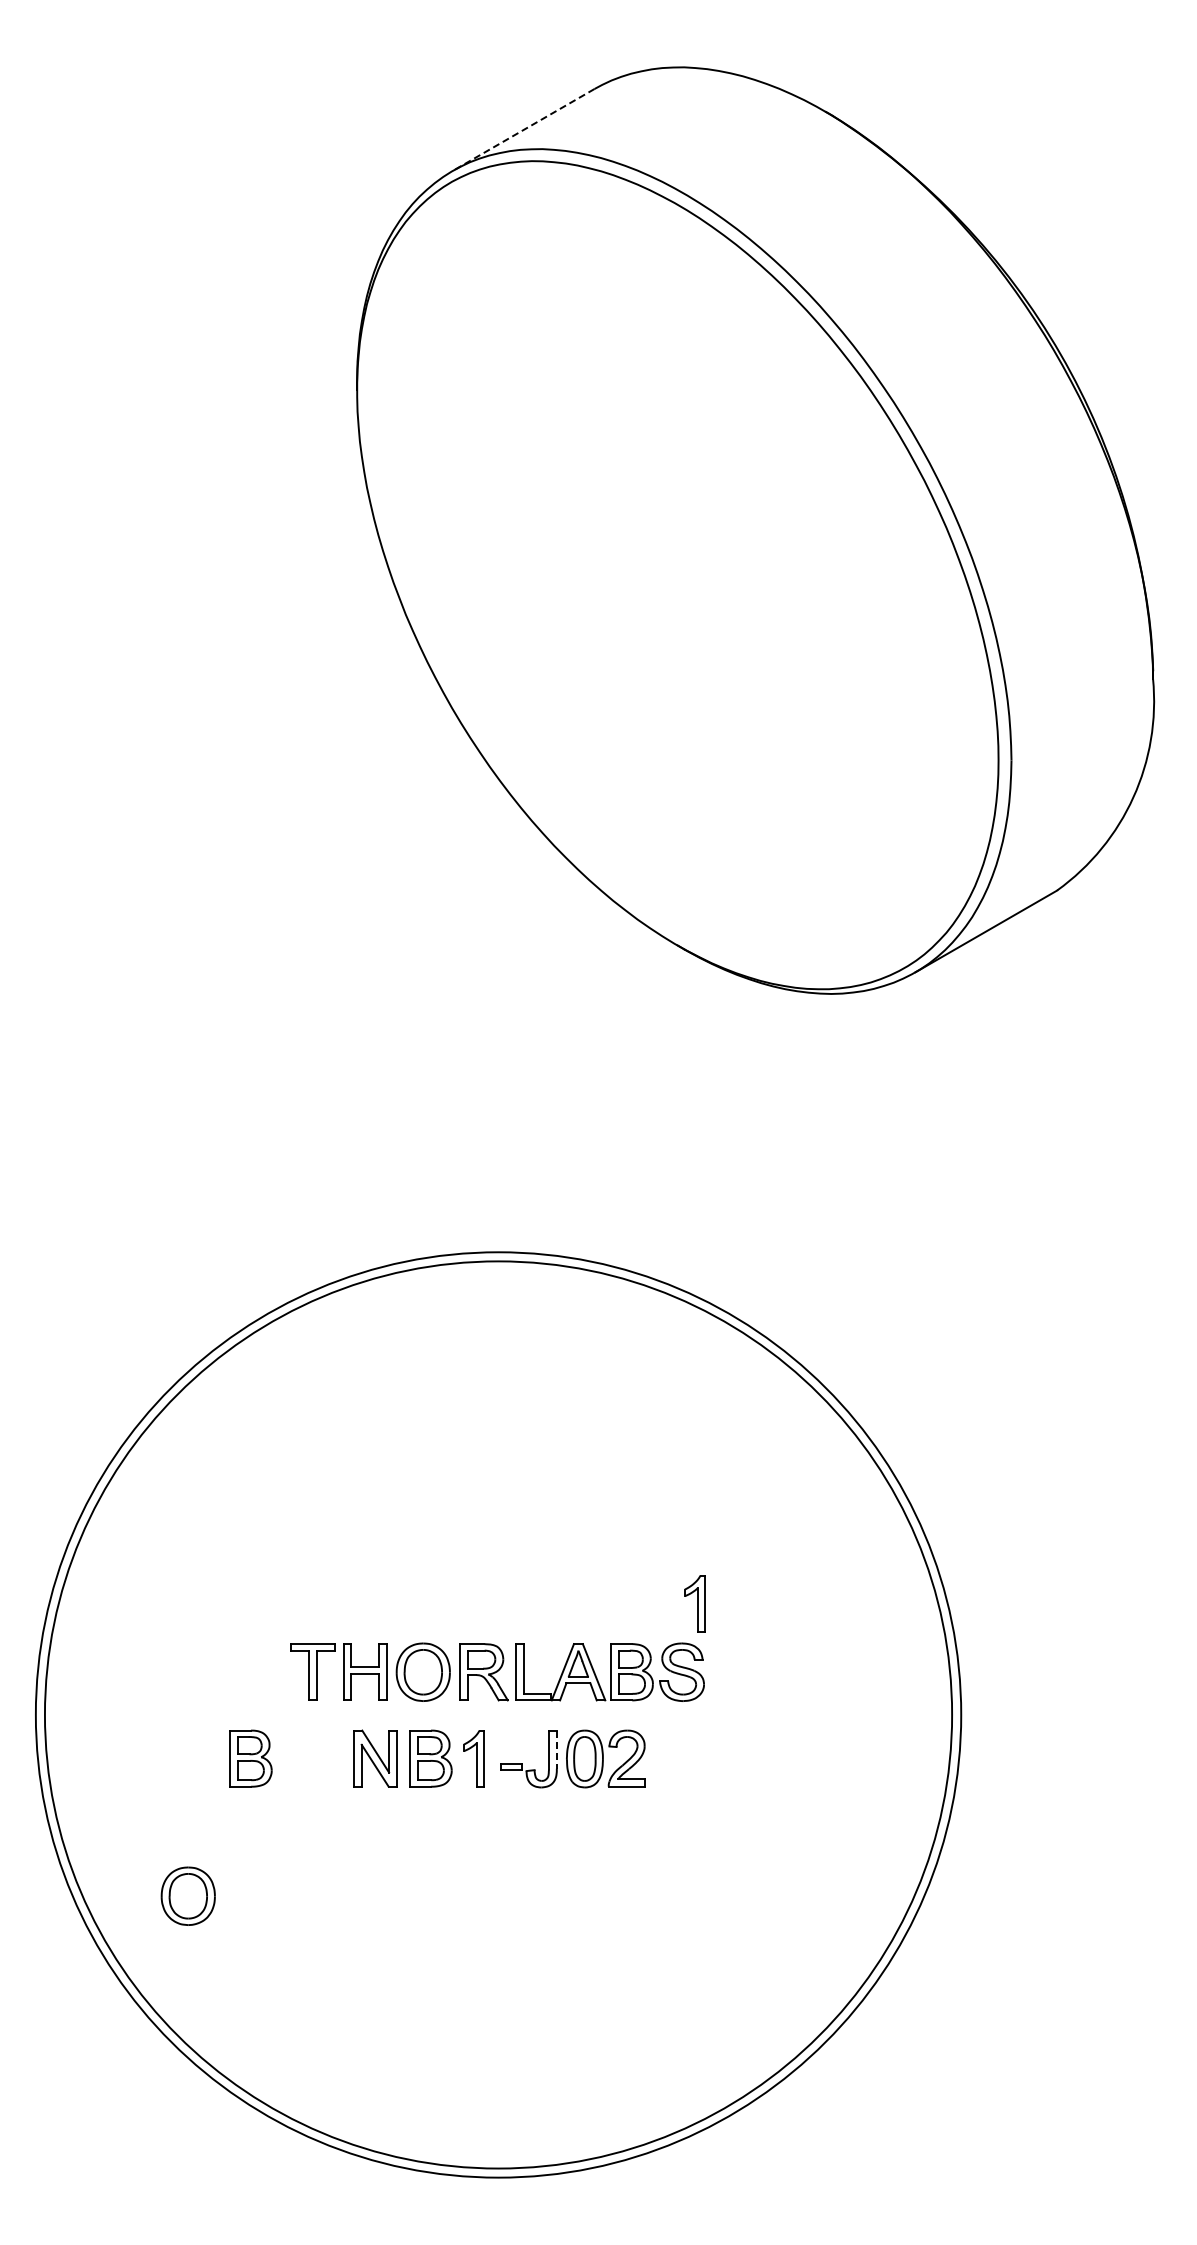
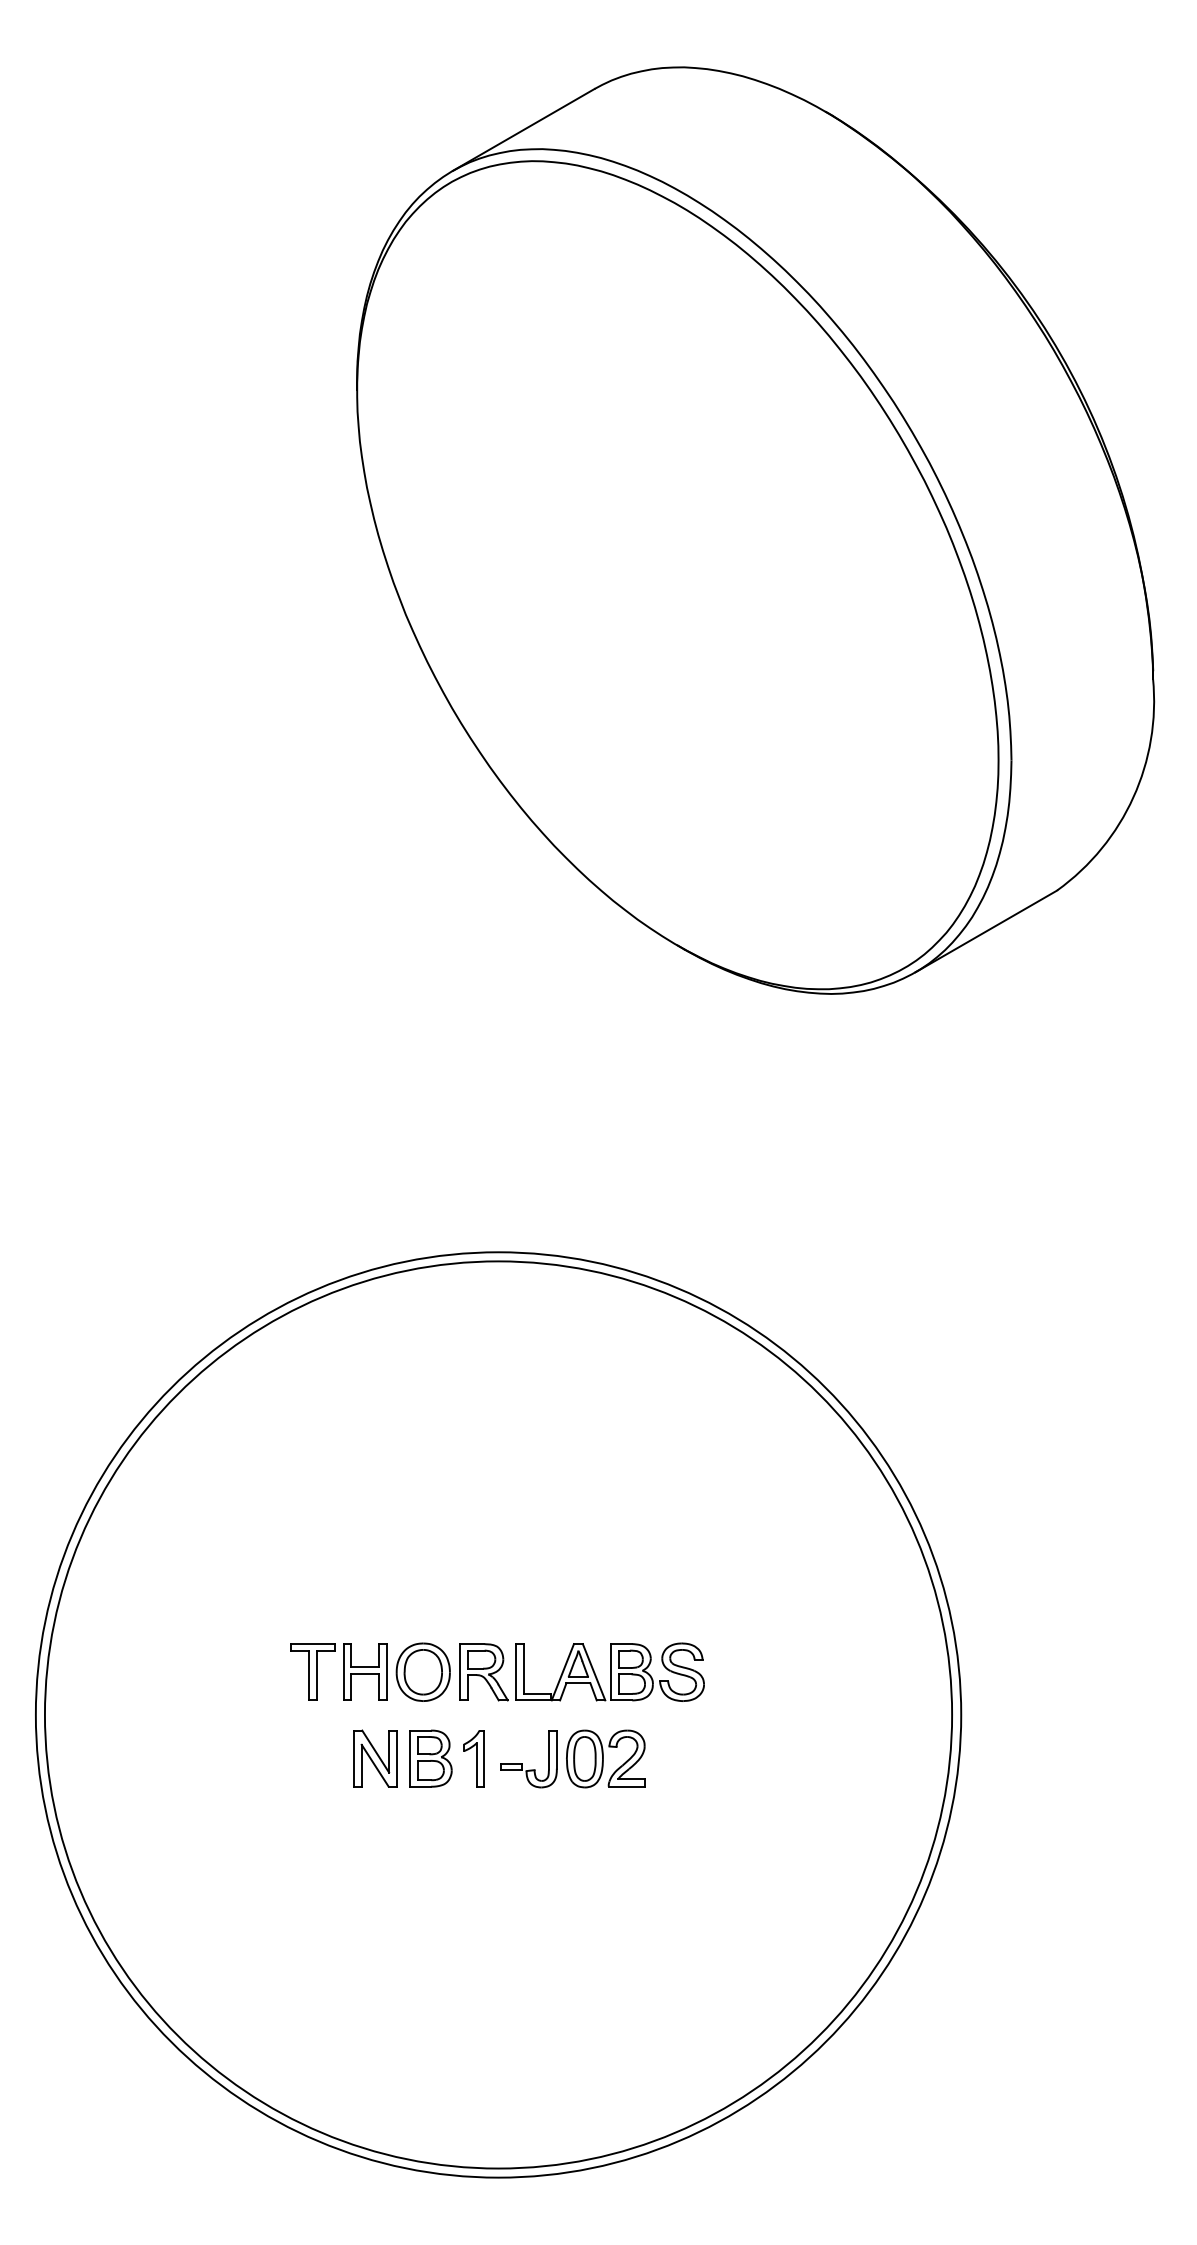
line: dashed -> solid (523, 129)
part: present -> none (694, 1603)
line: dashed -> solid (556, 1750)
part: present -> none (250, 1758)
part: present -> none (187, 1895)
